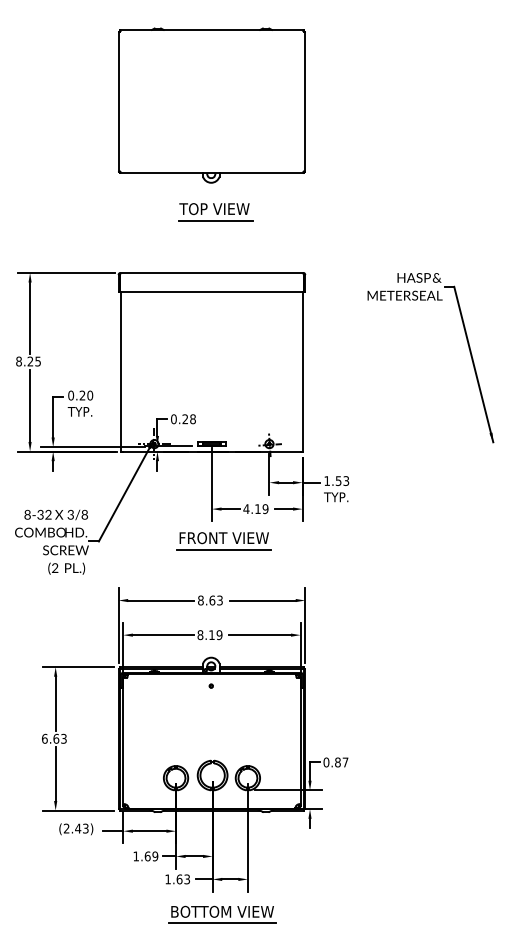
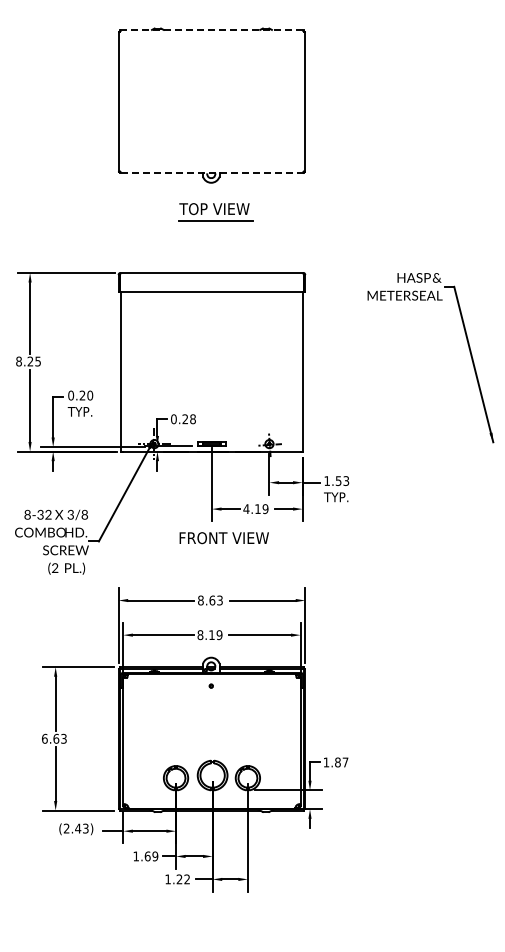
line: solid -> dashed (211, 29)
line: solid -> dashed (211, 173)
line: present -> none (224, 549)
text: 0.87 -> 1.87 (326, 762)
text: 1.63 -> 1.22 (183, 879)
part: present -> none (222, 914)
